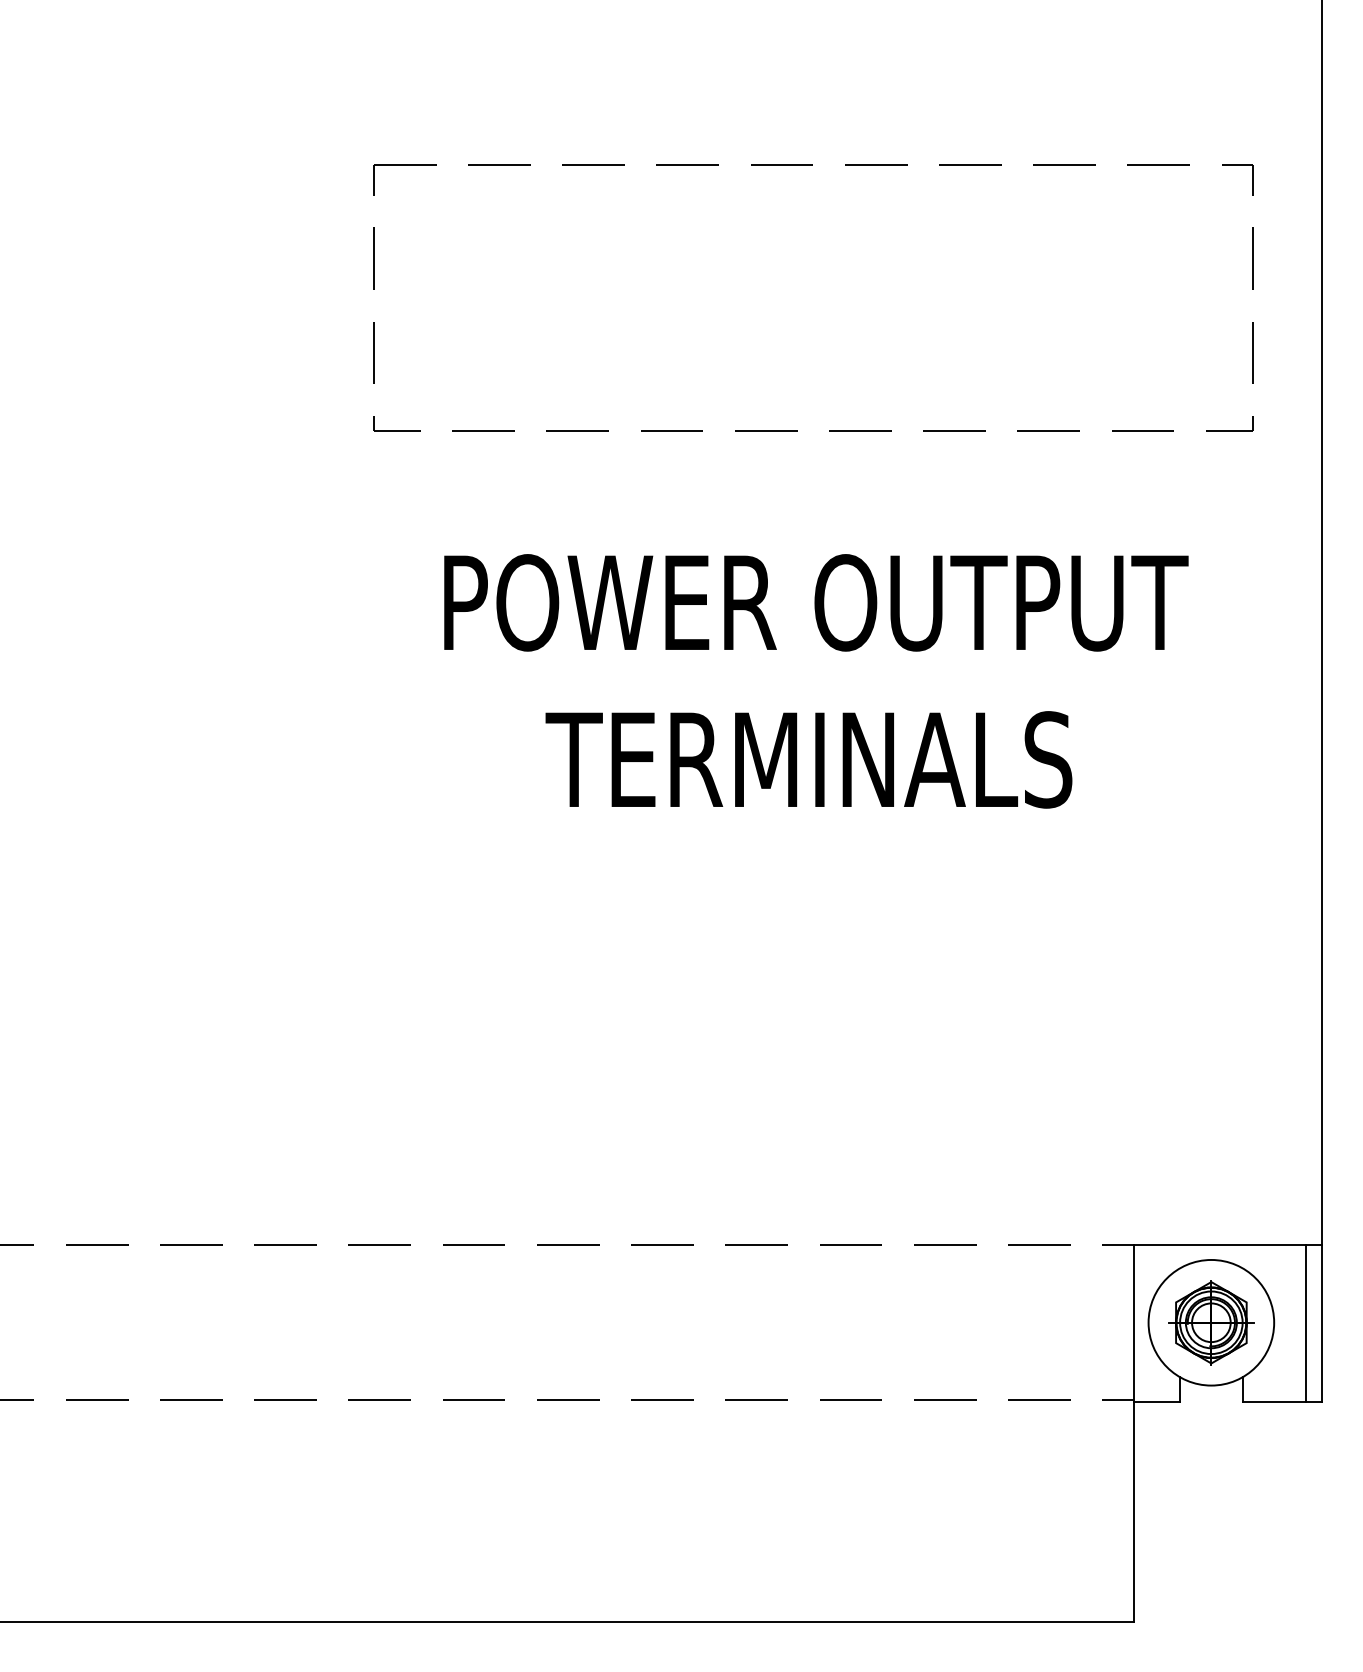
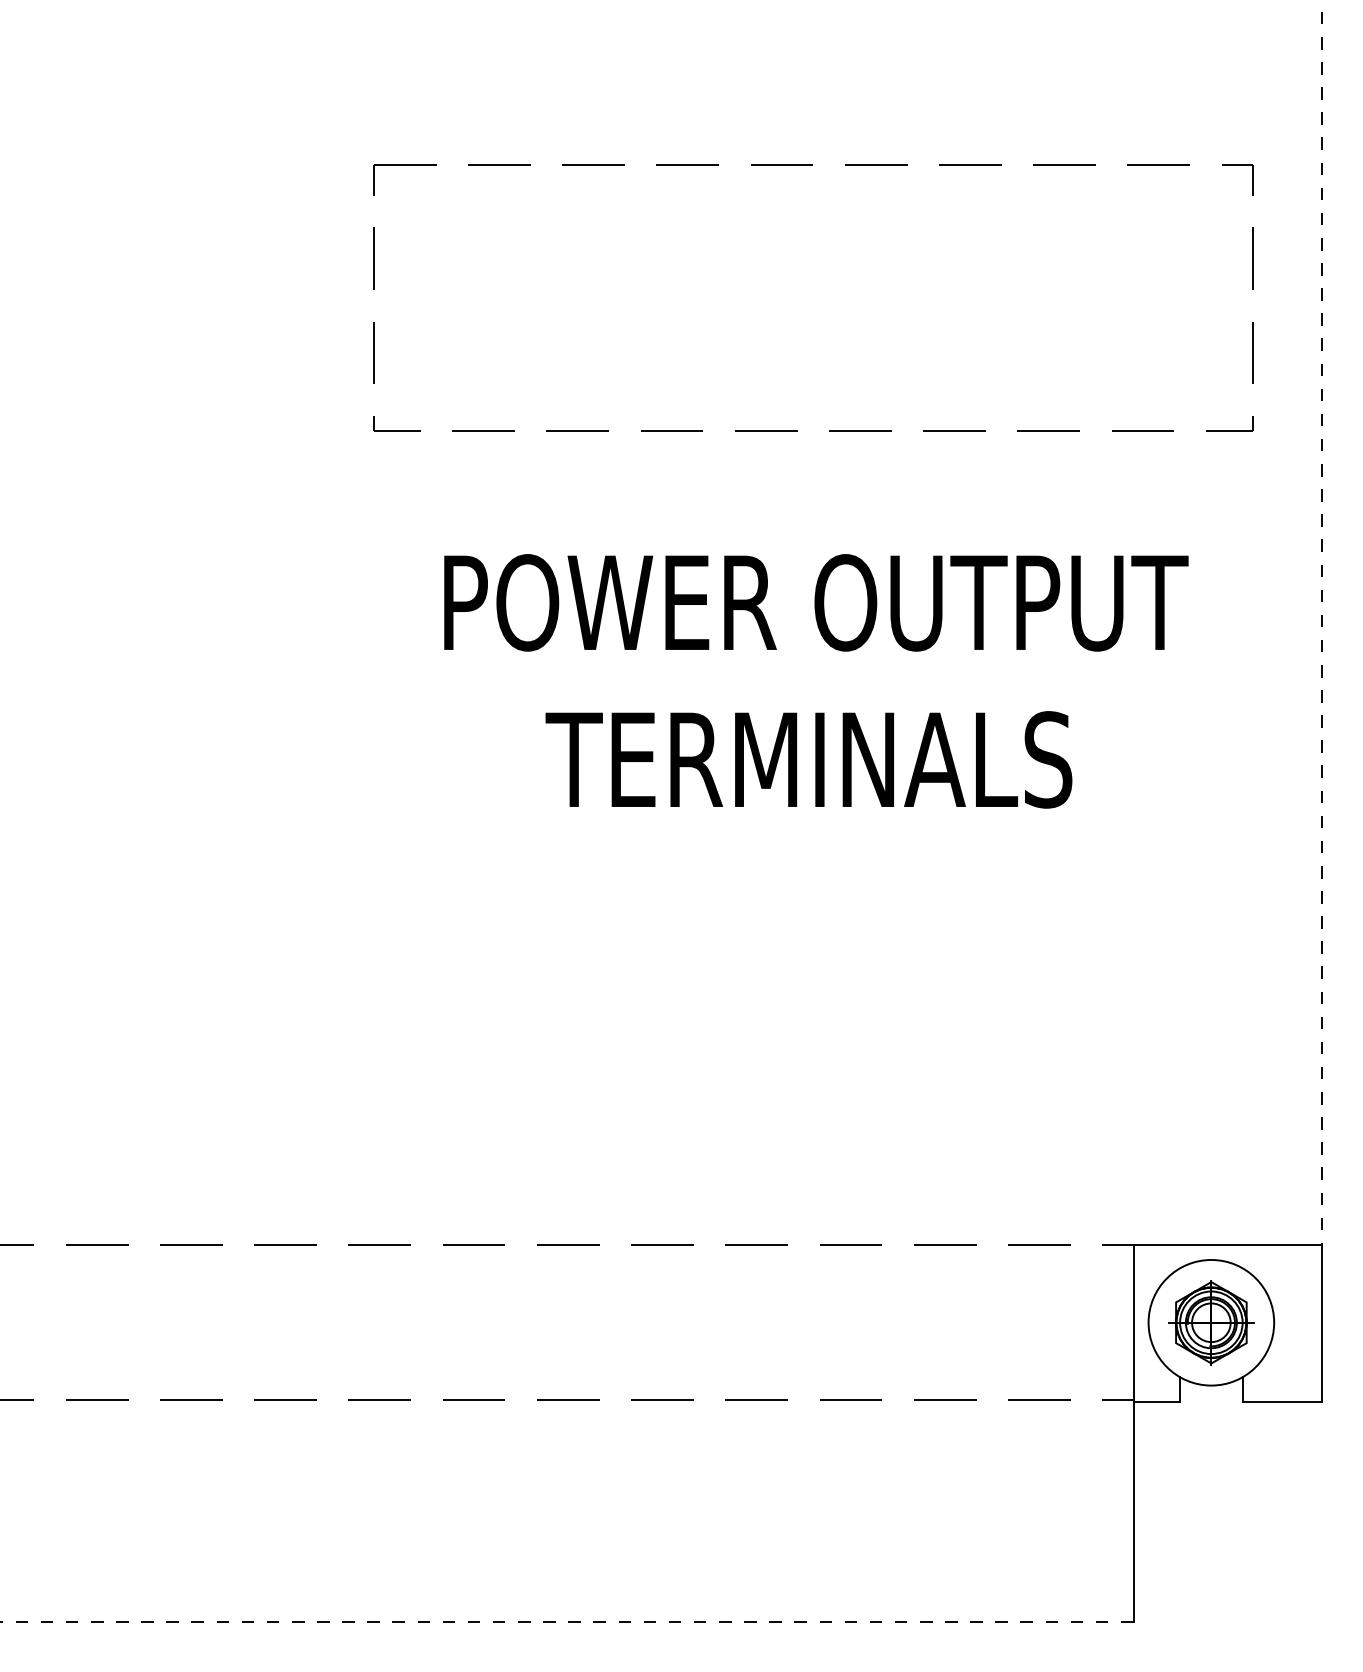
line: solid -> dashed (1321, 623)
line: present -> none (1306, 1323)
line: solid -> dashed (566, 1621)
